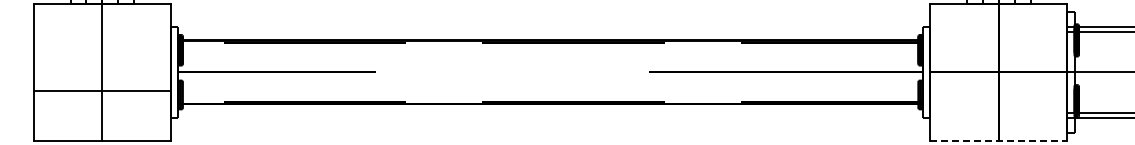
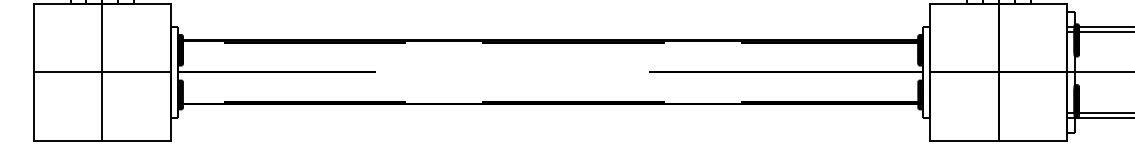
line position: (102, 91) -> (102, 72) (102, 72)
line: dashed -> solid (999, 140)
